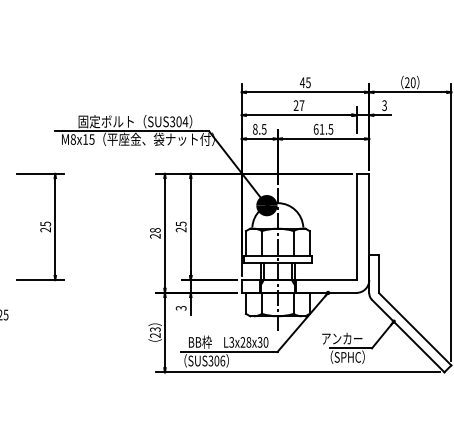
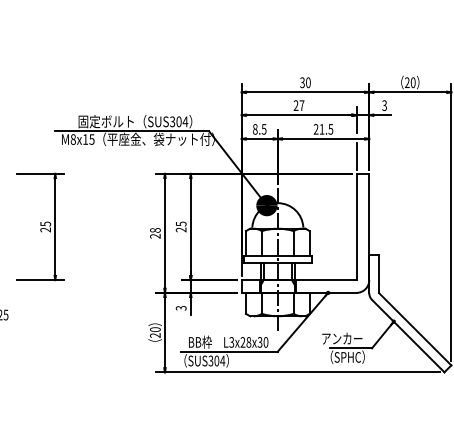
text: 45 -> 30 (304, 82)
text: 61.5 -> 21.5 (315, 129)
line: none -> present (356, 155)
text: 23 -> 20 (155, 329)
text: SUS306 -> SUS304 (222, 360)
